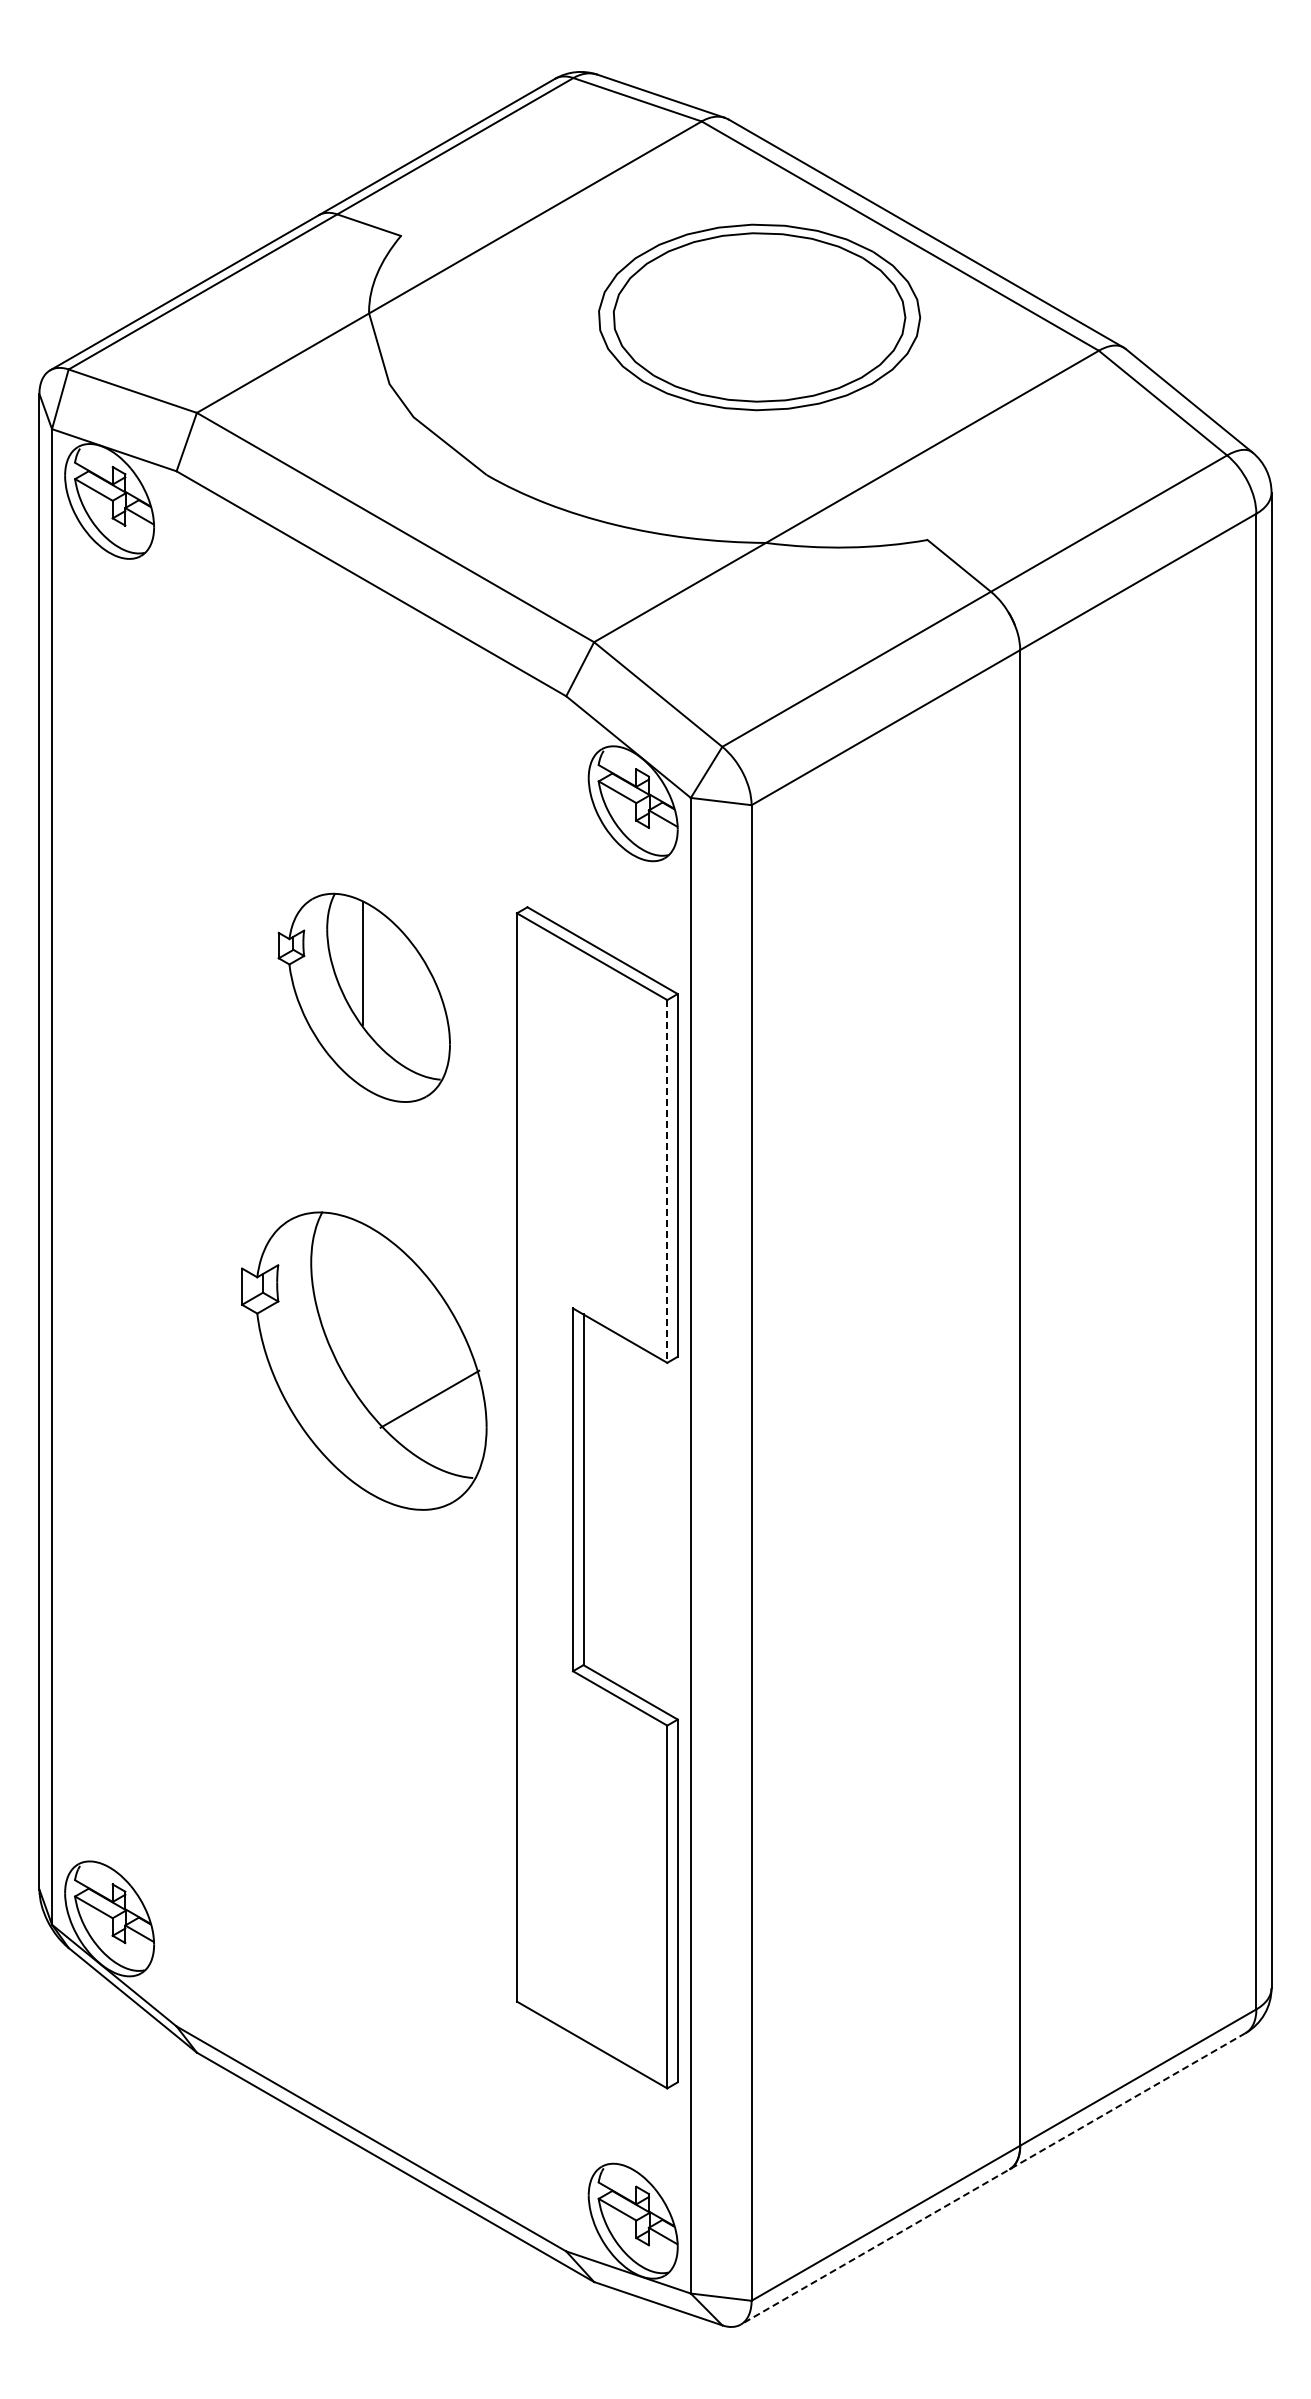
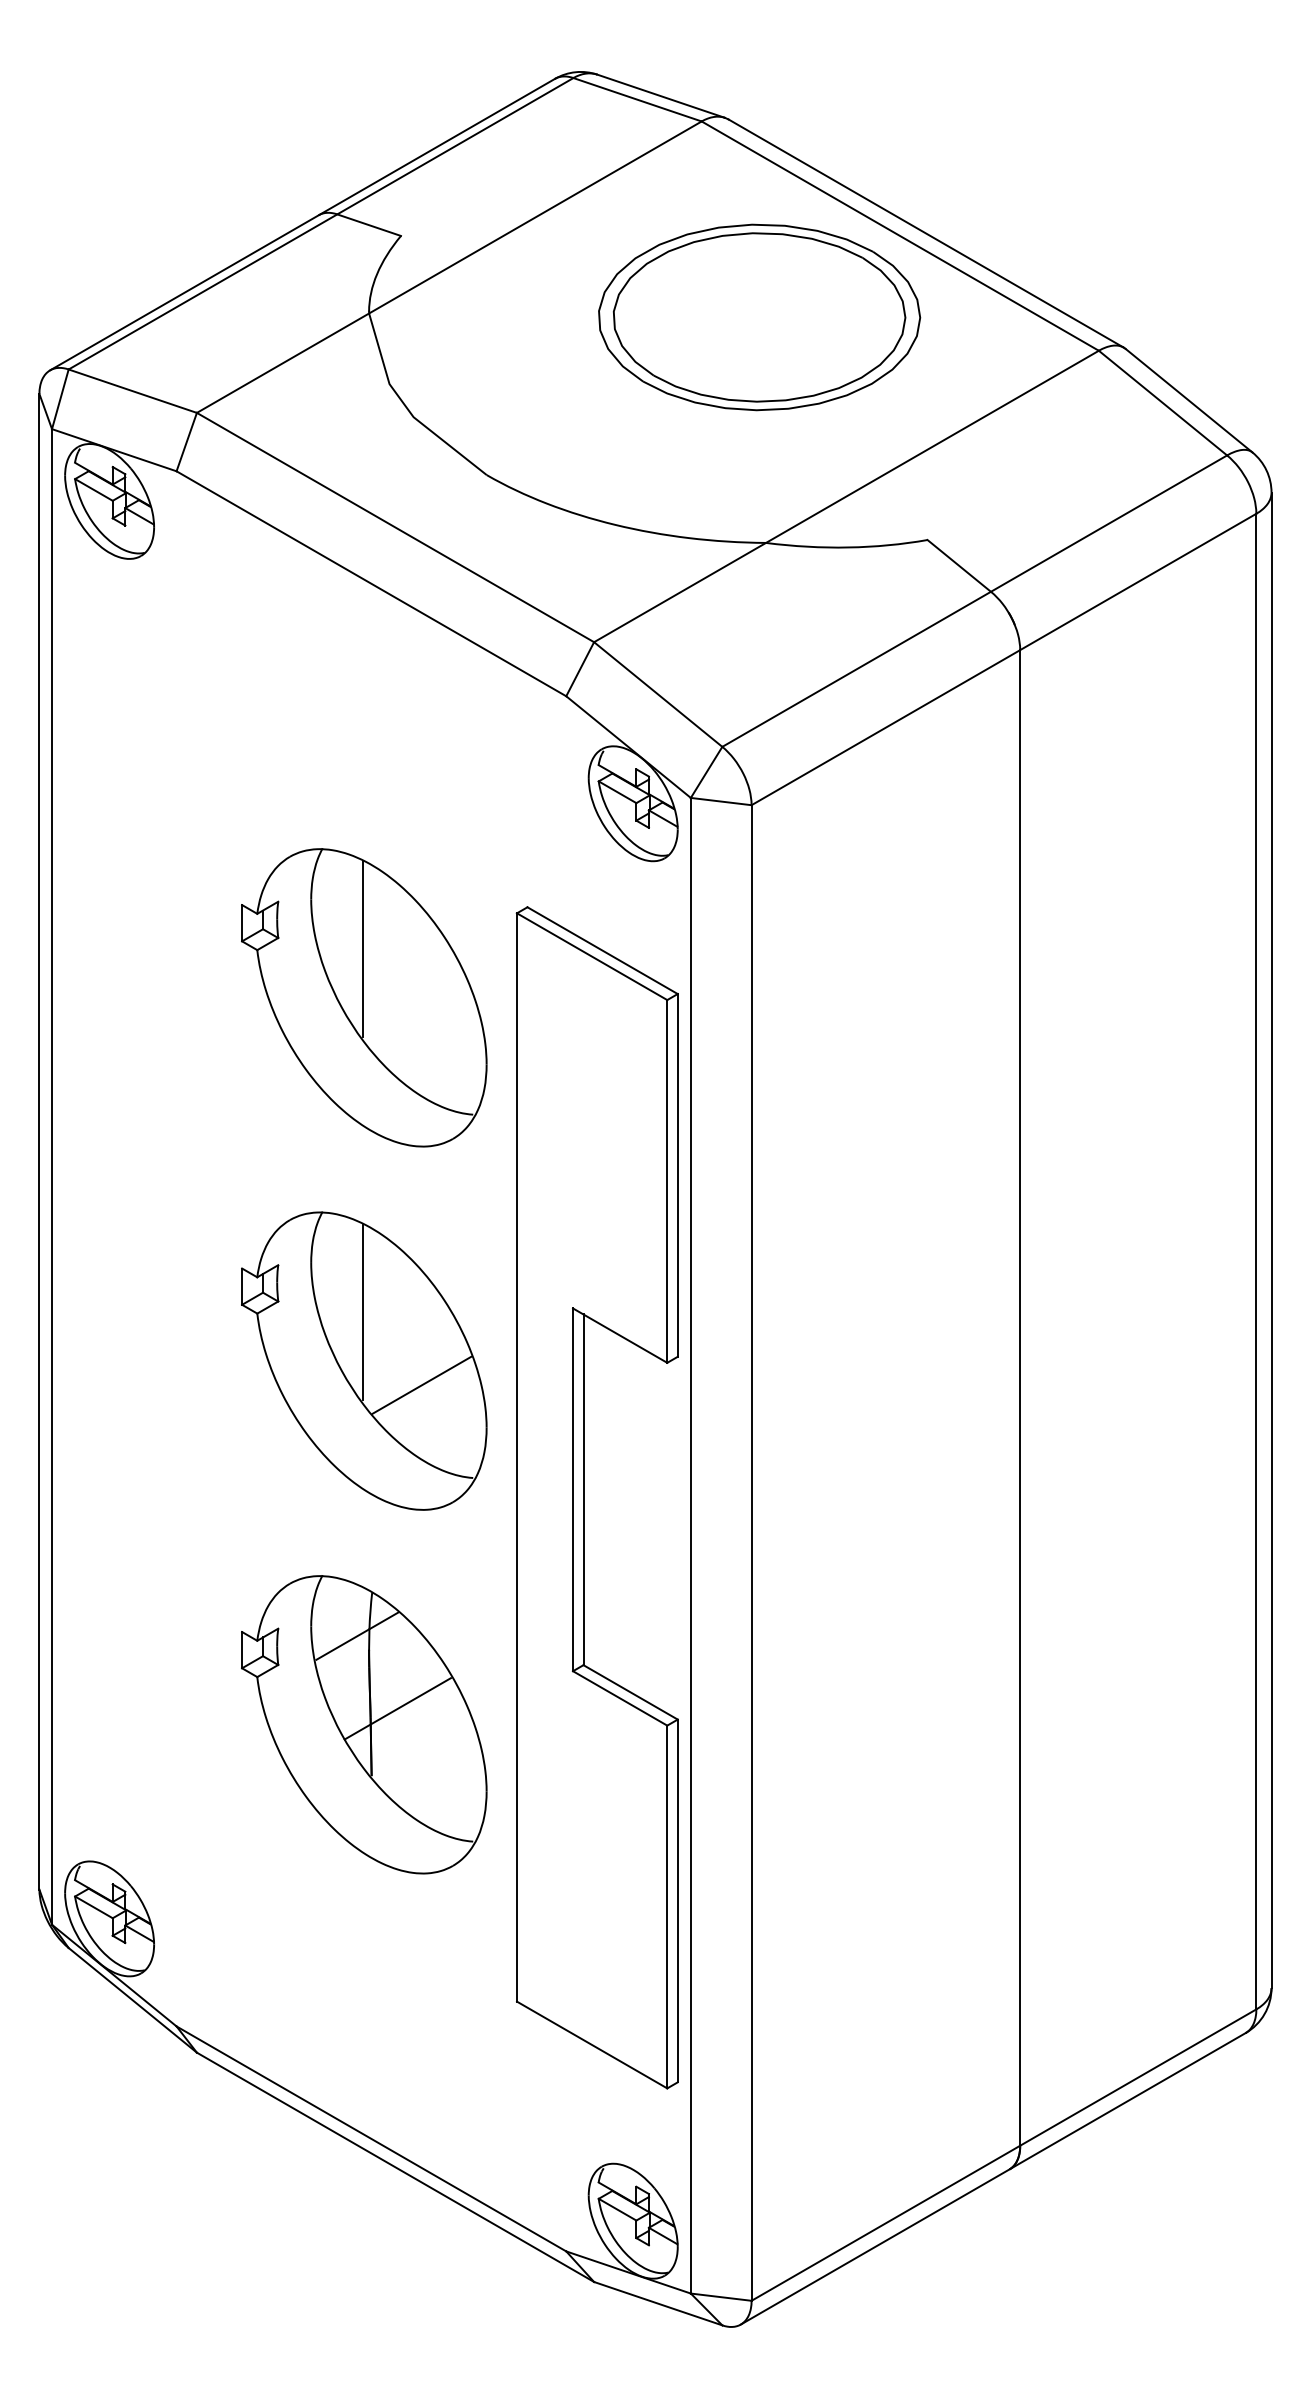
part size: 174x211 px -> 247x300 px (364, 997)
line: dashed -> solid (667, 1181)
line: none -> present (362, 1312)
line position: (429, 1398) -> (421, 1384) (421, 1384)
part: none -> present (364, 1724)
line: dashed -> solid (992, 2179)
